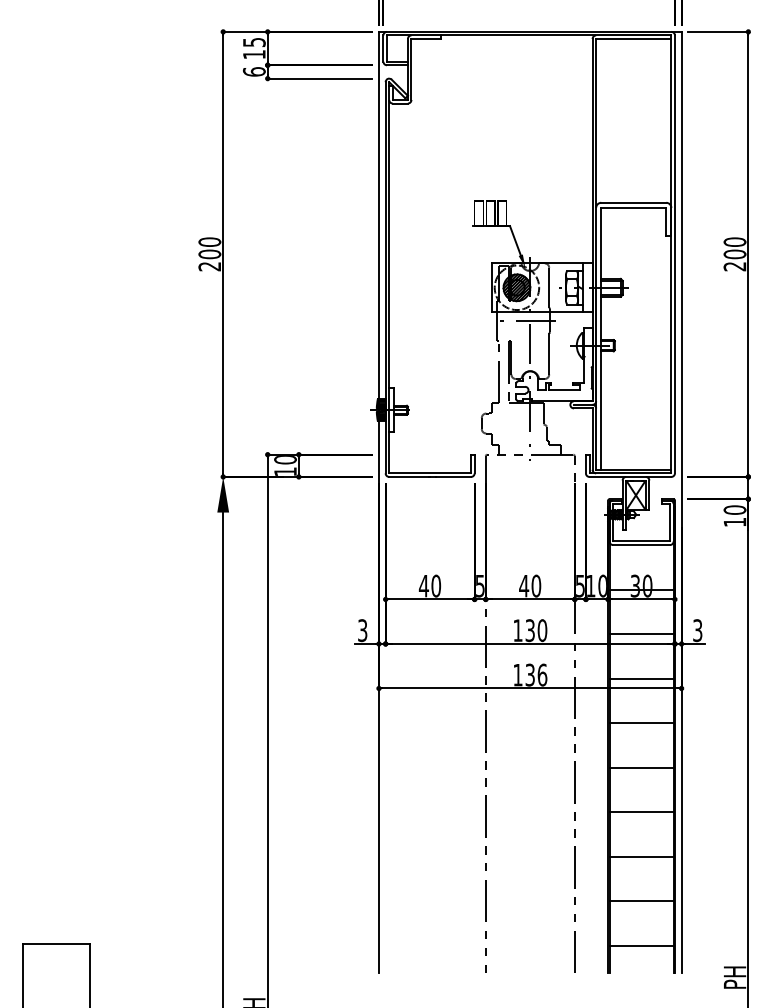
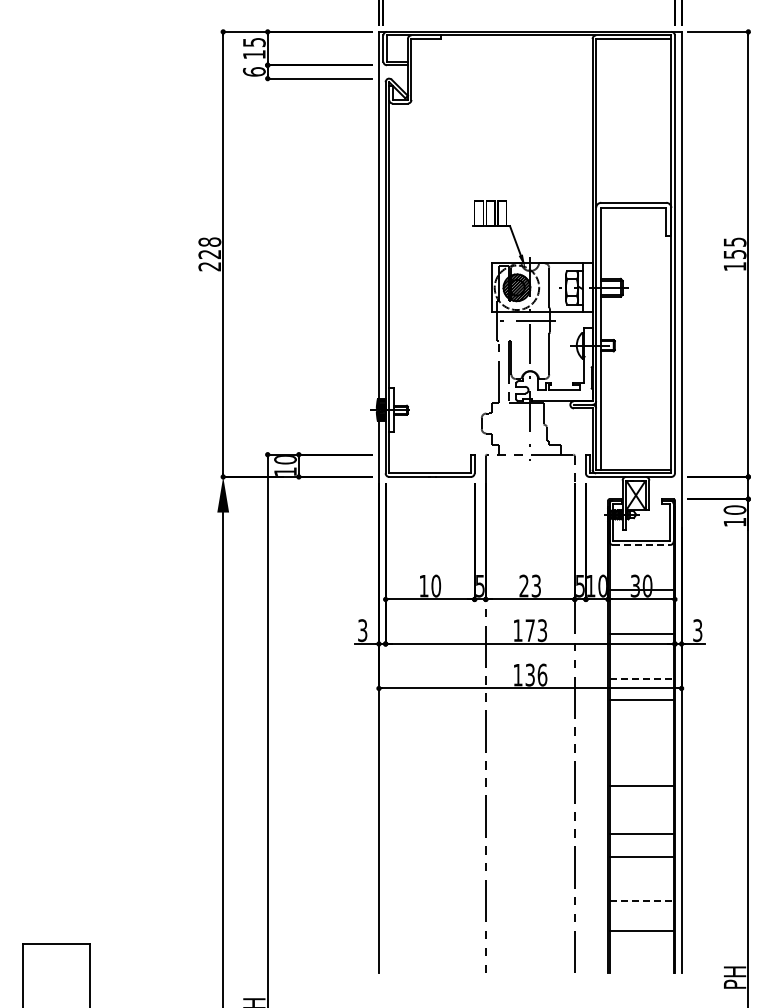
text: 200 -> 228 (209, 248)
text: 200 -> 155 (734, 254)
line: solid -> dashed (642, 545)
text: 40 -> 23 (530, 585)
text: 40 -> 10 (423, 586)
text: 130 -> 173 (536, 630)
line: solid -> dashed (642, 678)
line position: (641, 723) -> (641, 700) (641, 700)
line position: (641, 767) -> (641, 785) (641, 785)
line position: (641, 812) -> (641, 834) (641, 834)
line: solid -> dashed (642, 901)
line position: (641, 945) -> (641, 930) (641, 930)
